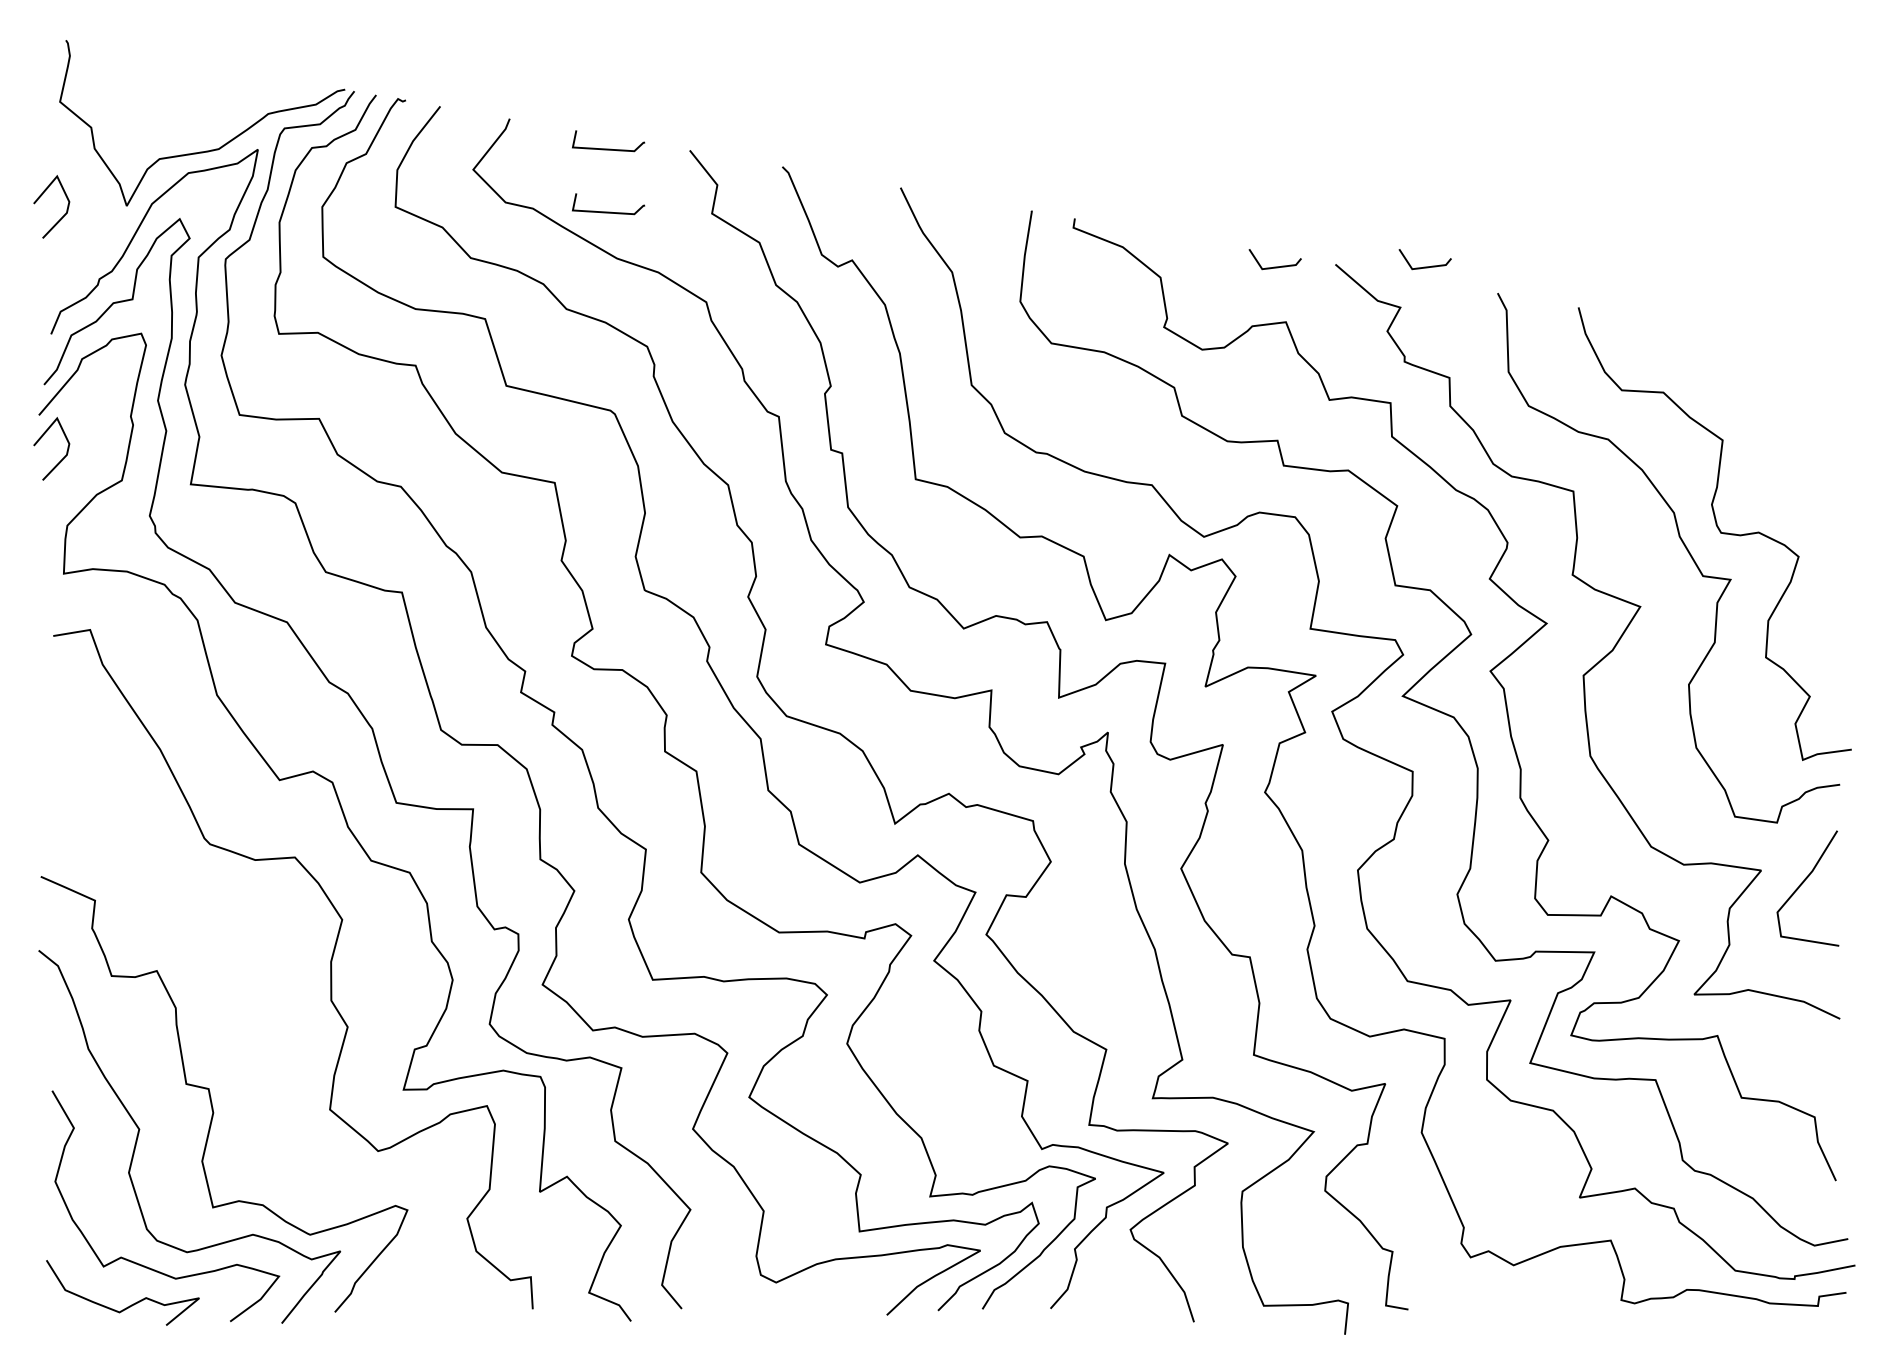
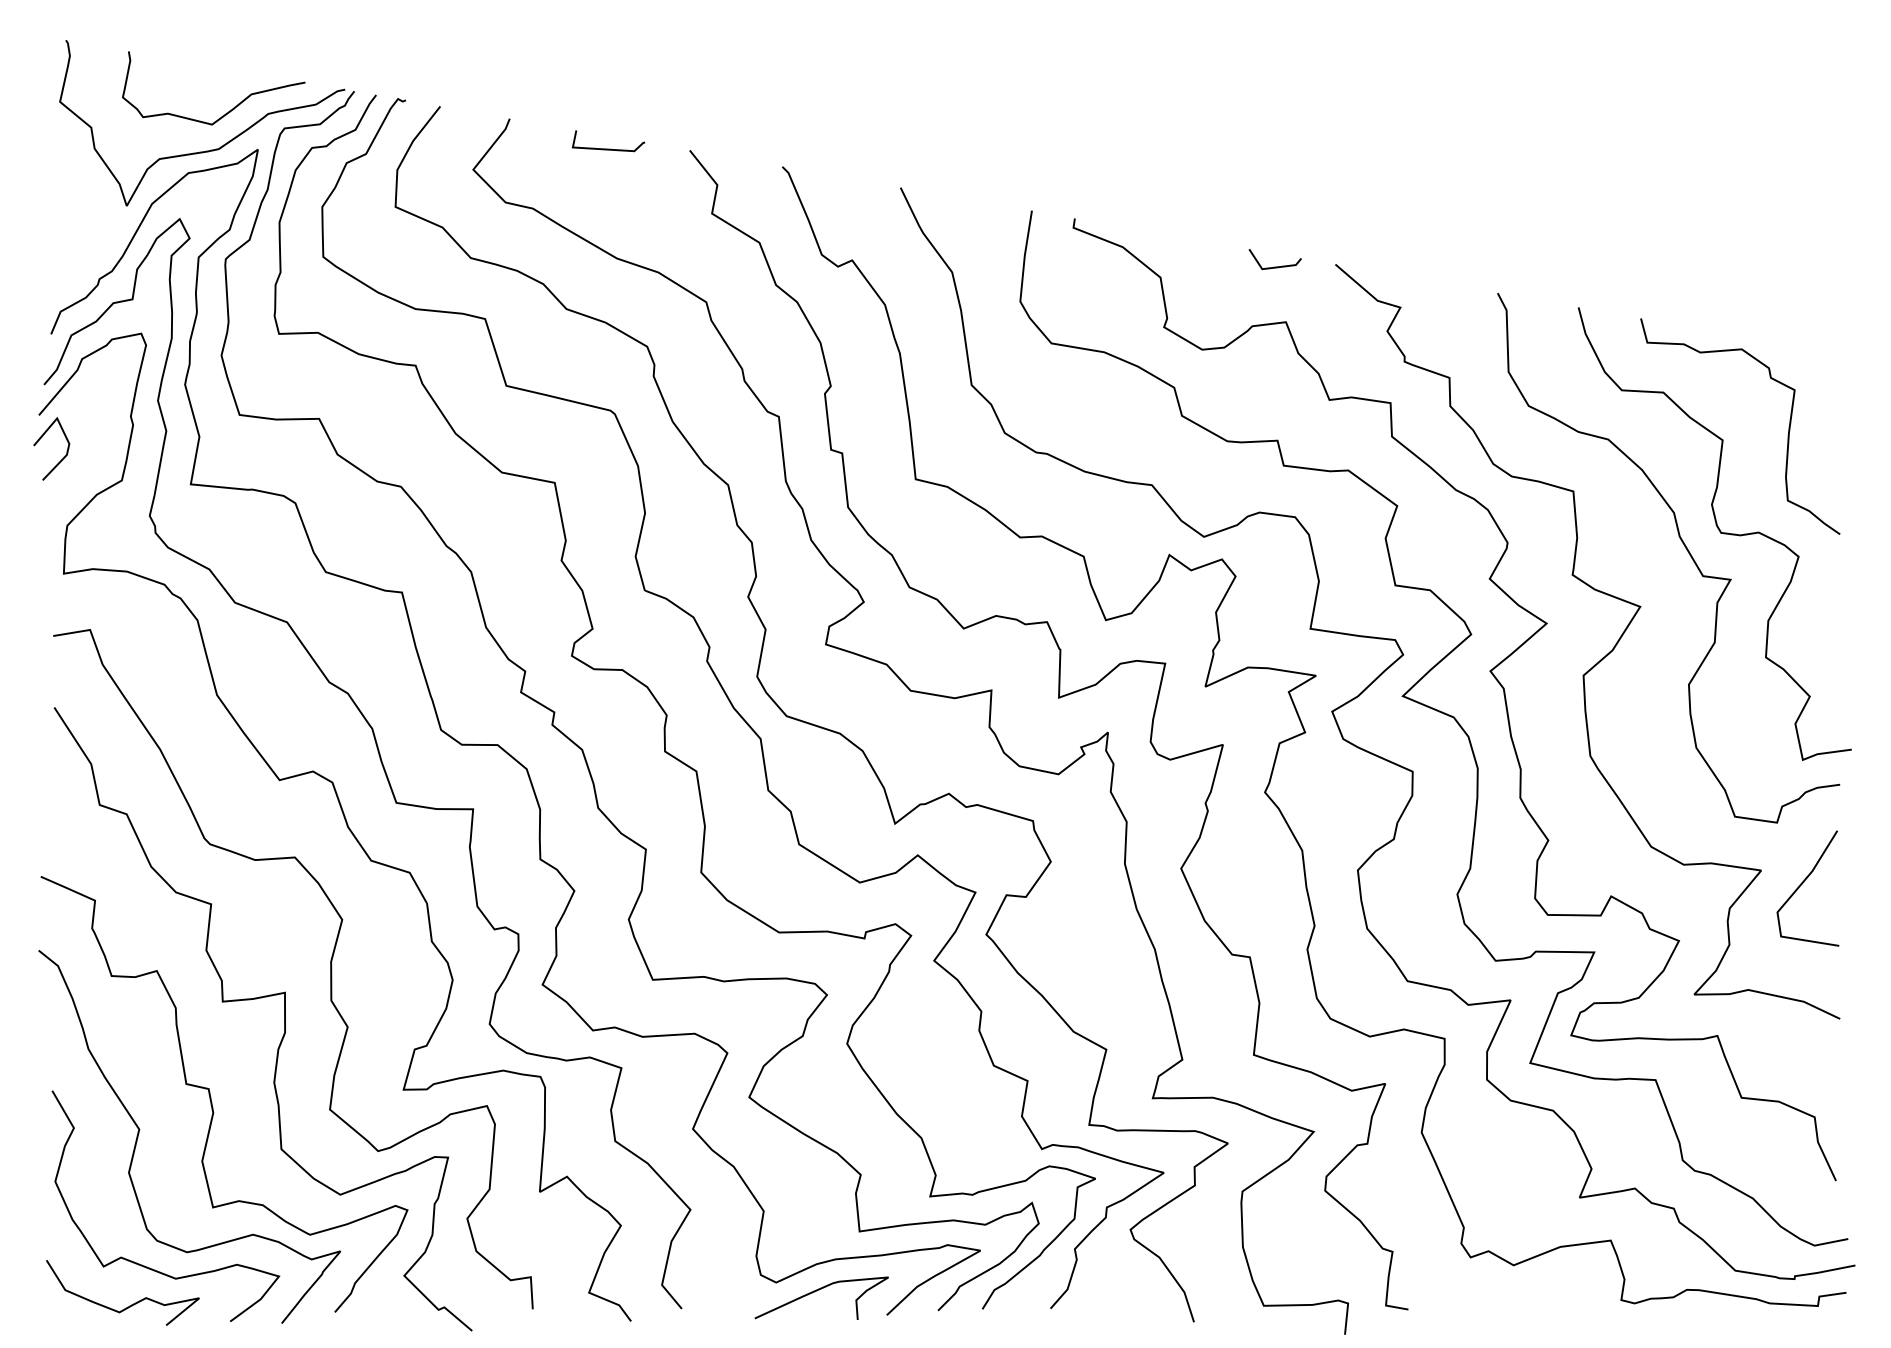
curve: none -> present (229, 110)
line: present -> none (41, 196)
line: present -> none (608, 211)
line: present -> none (1424, 266)
curve: none -> present (1787, 435)
curve: none -> present (256, 999)
curve: none -> present (817, 1291)
